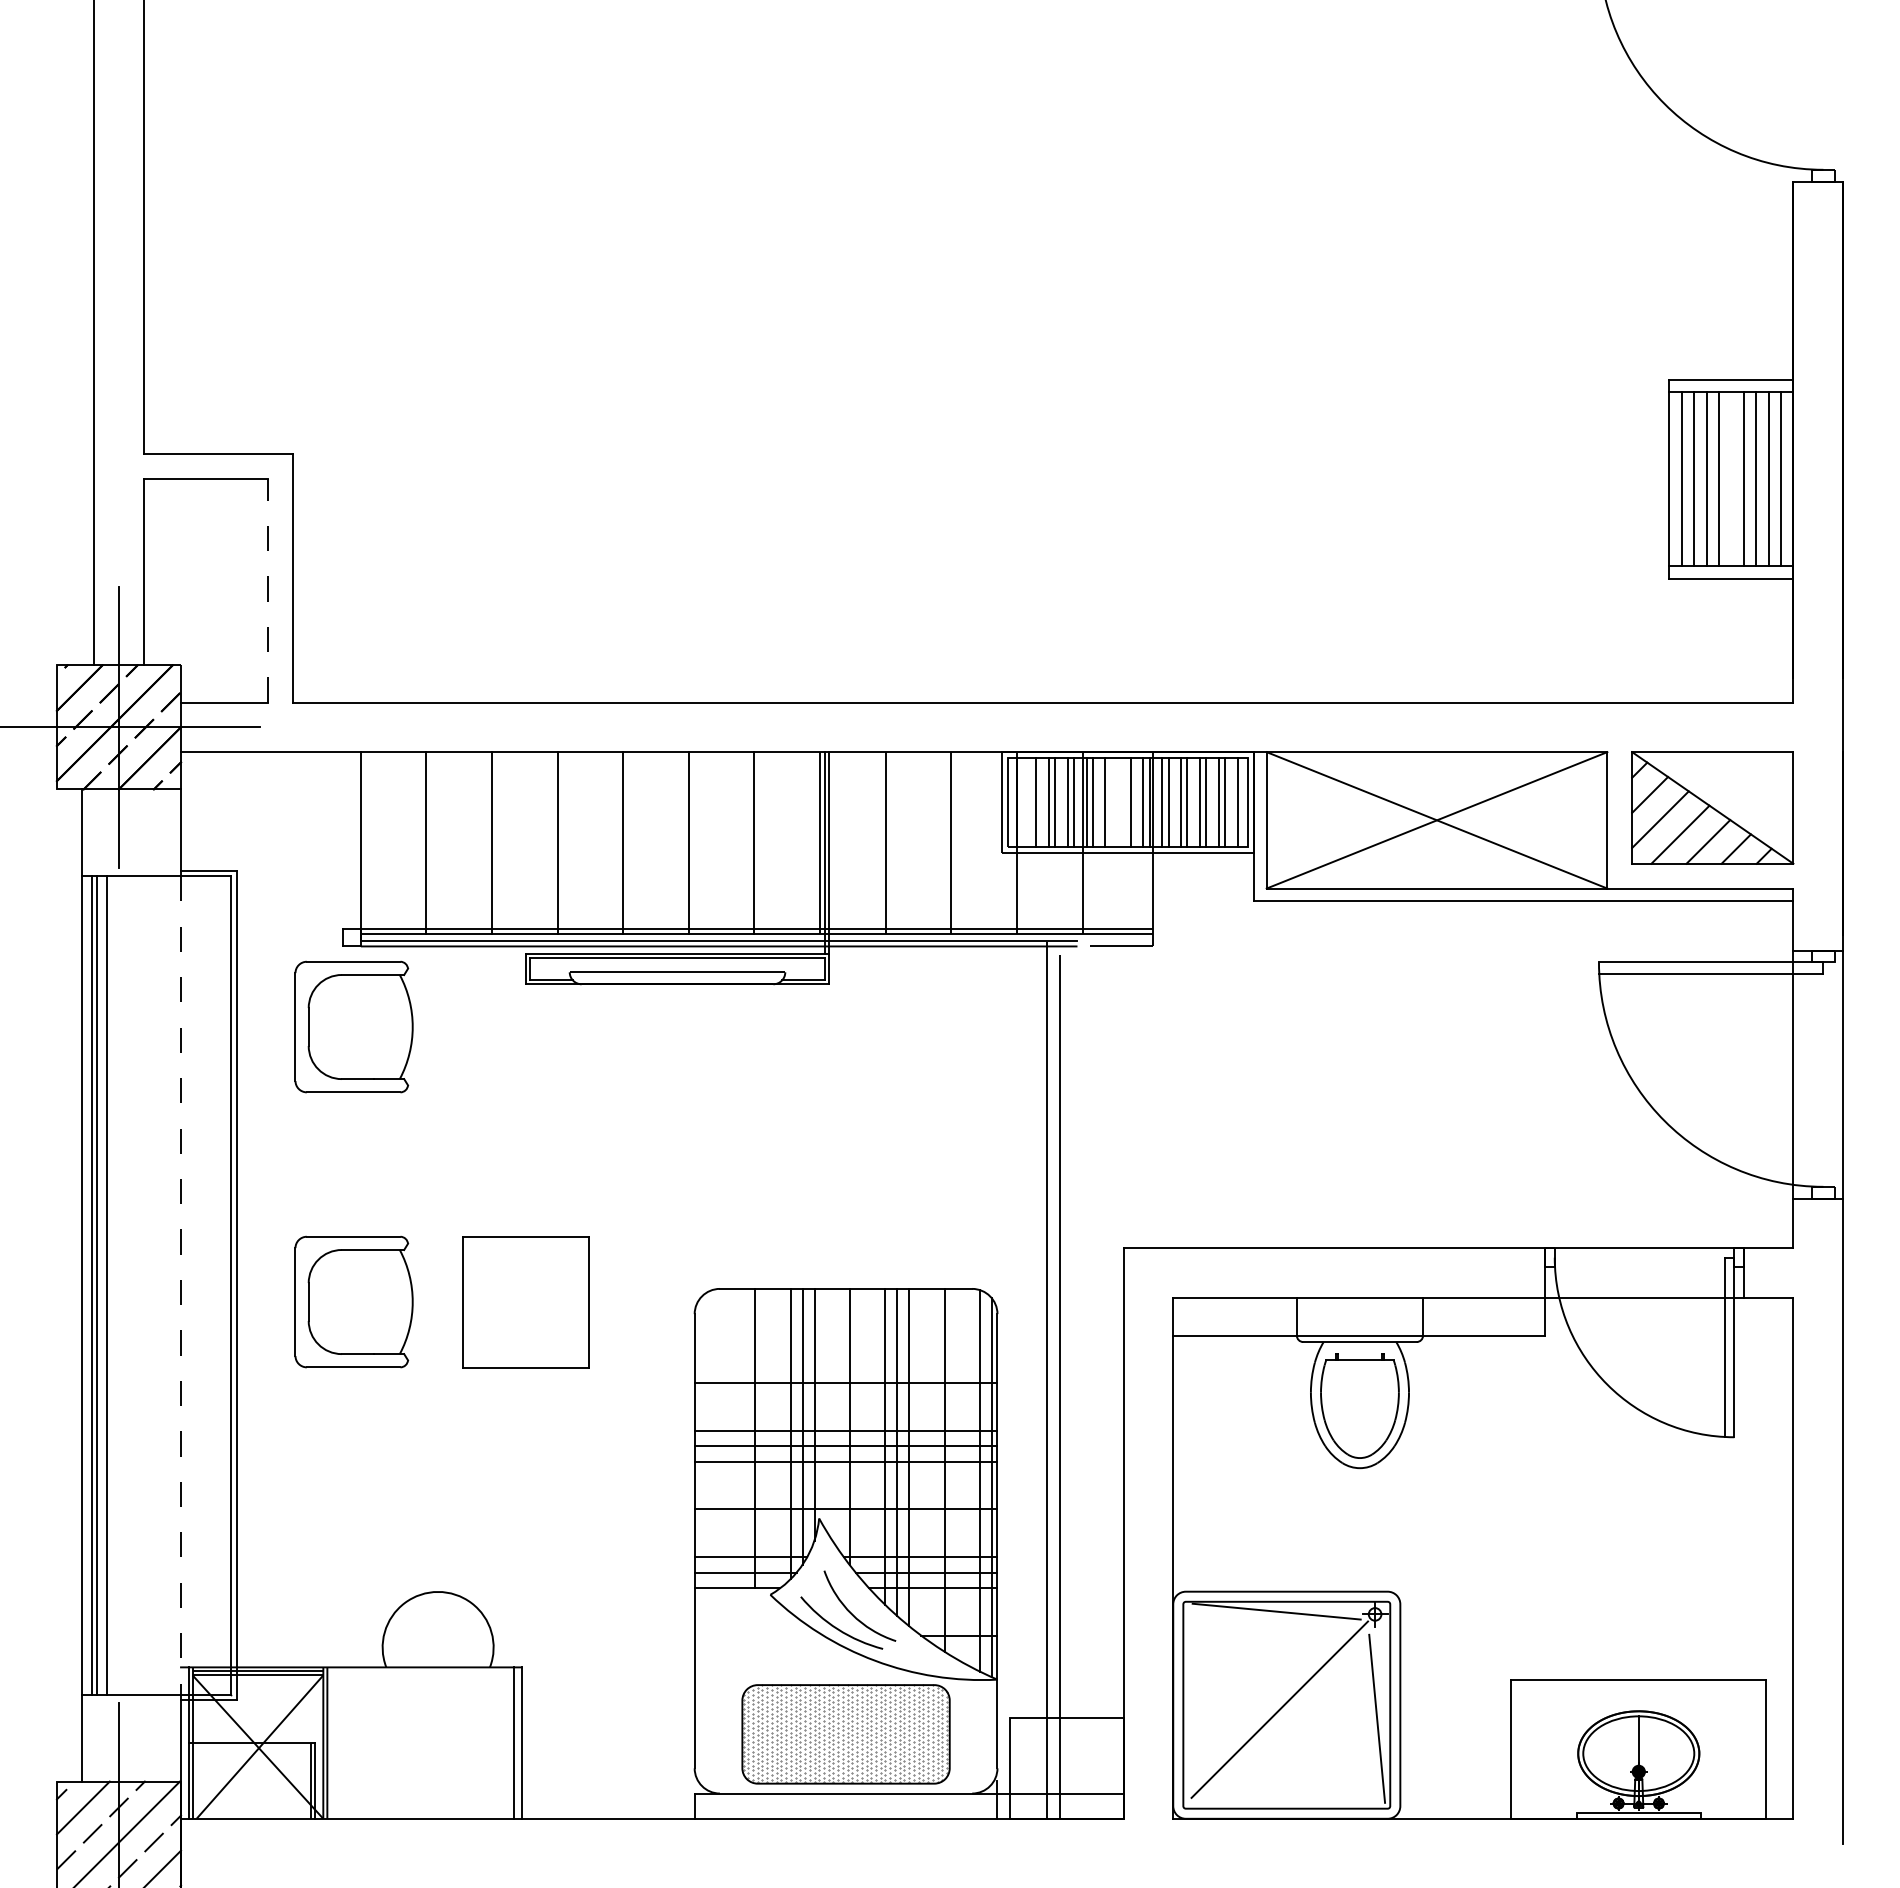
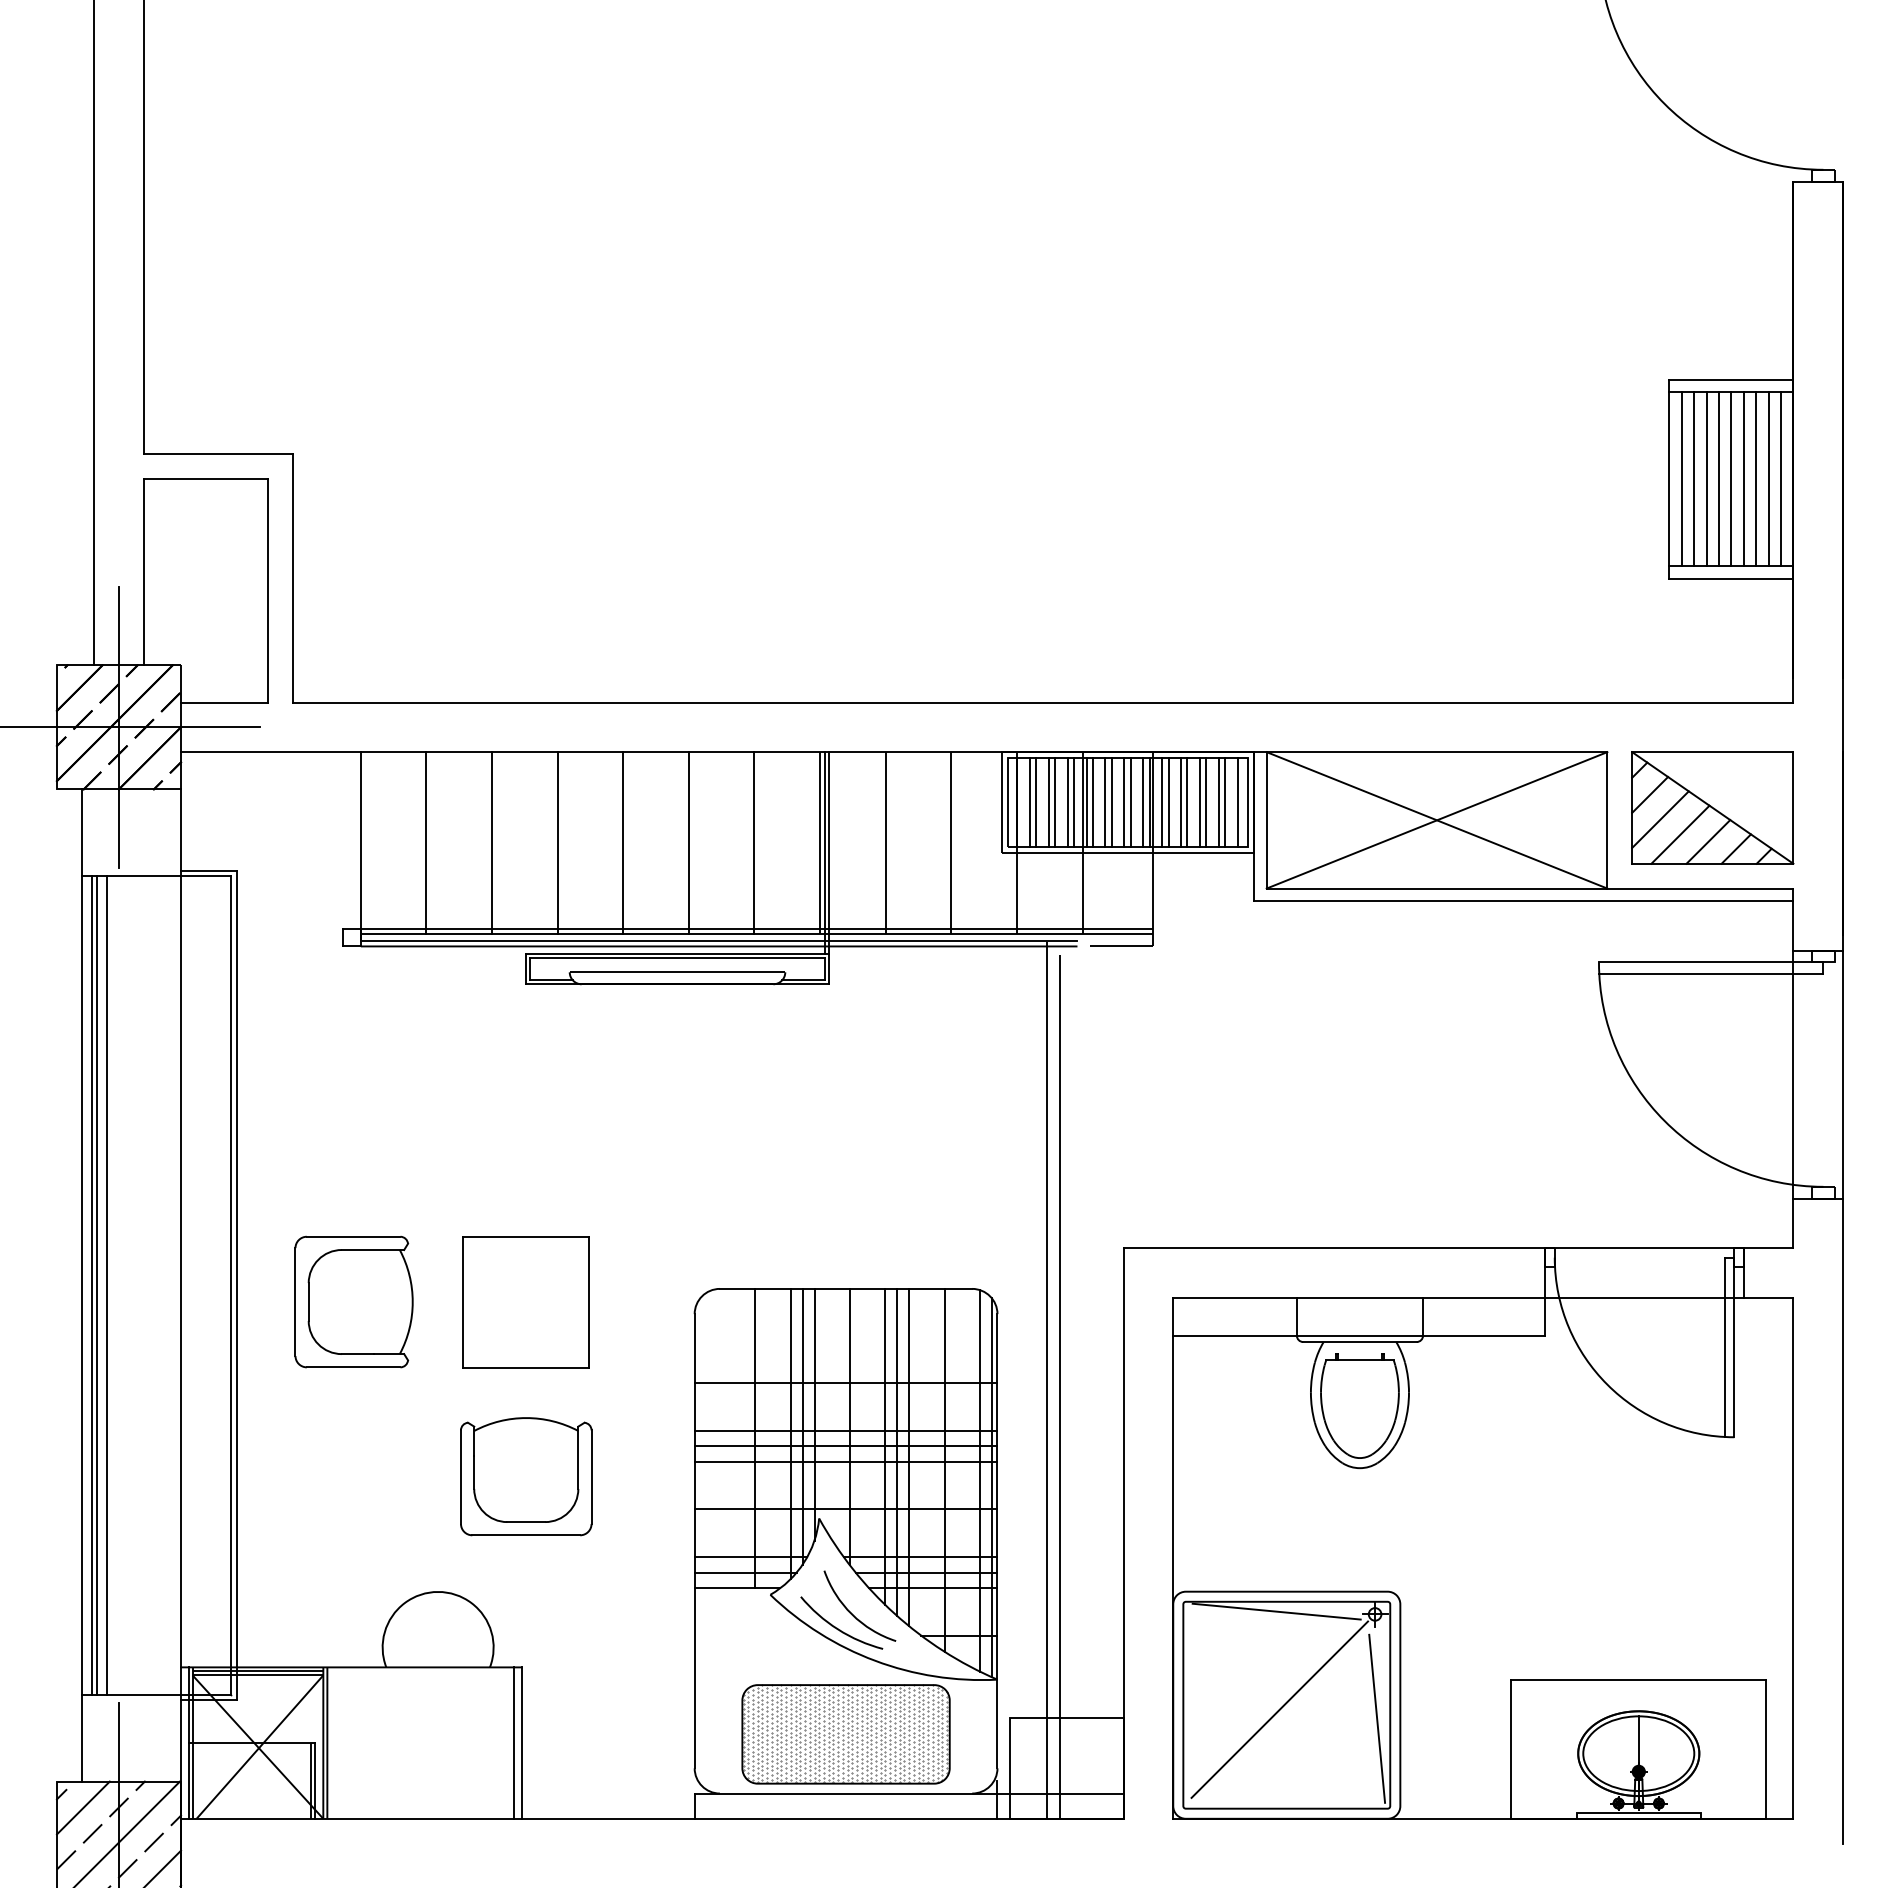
line: none -> present (1731, 479)
line: dashed -> solid (267, 590)
line: none -> present (1029, 802)
line: none -> present (1111, 802)
line: none -> present (1124, 802)
part: present -> none (353, 1026)
line: dashed -> solid (181, 1285)
part: none -> present (526, 1476)
